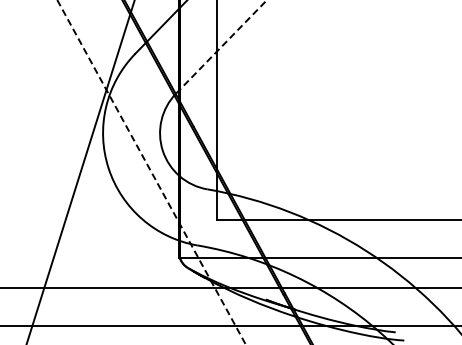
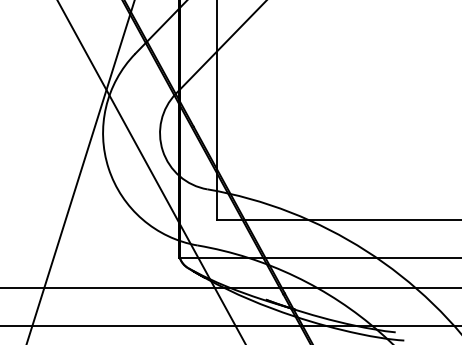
line: dashed -> solid (221, 46)
line: dashed -> solid (151, 171)
